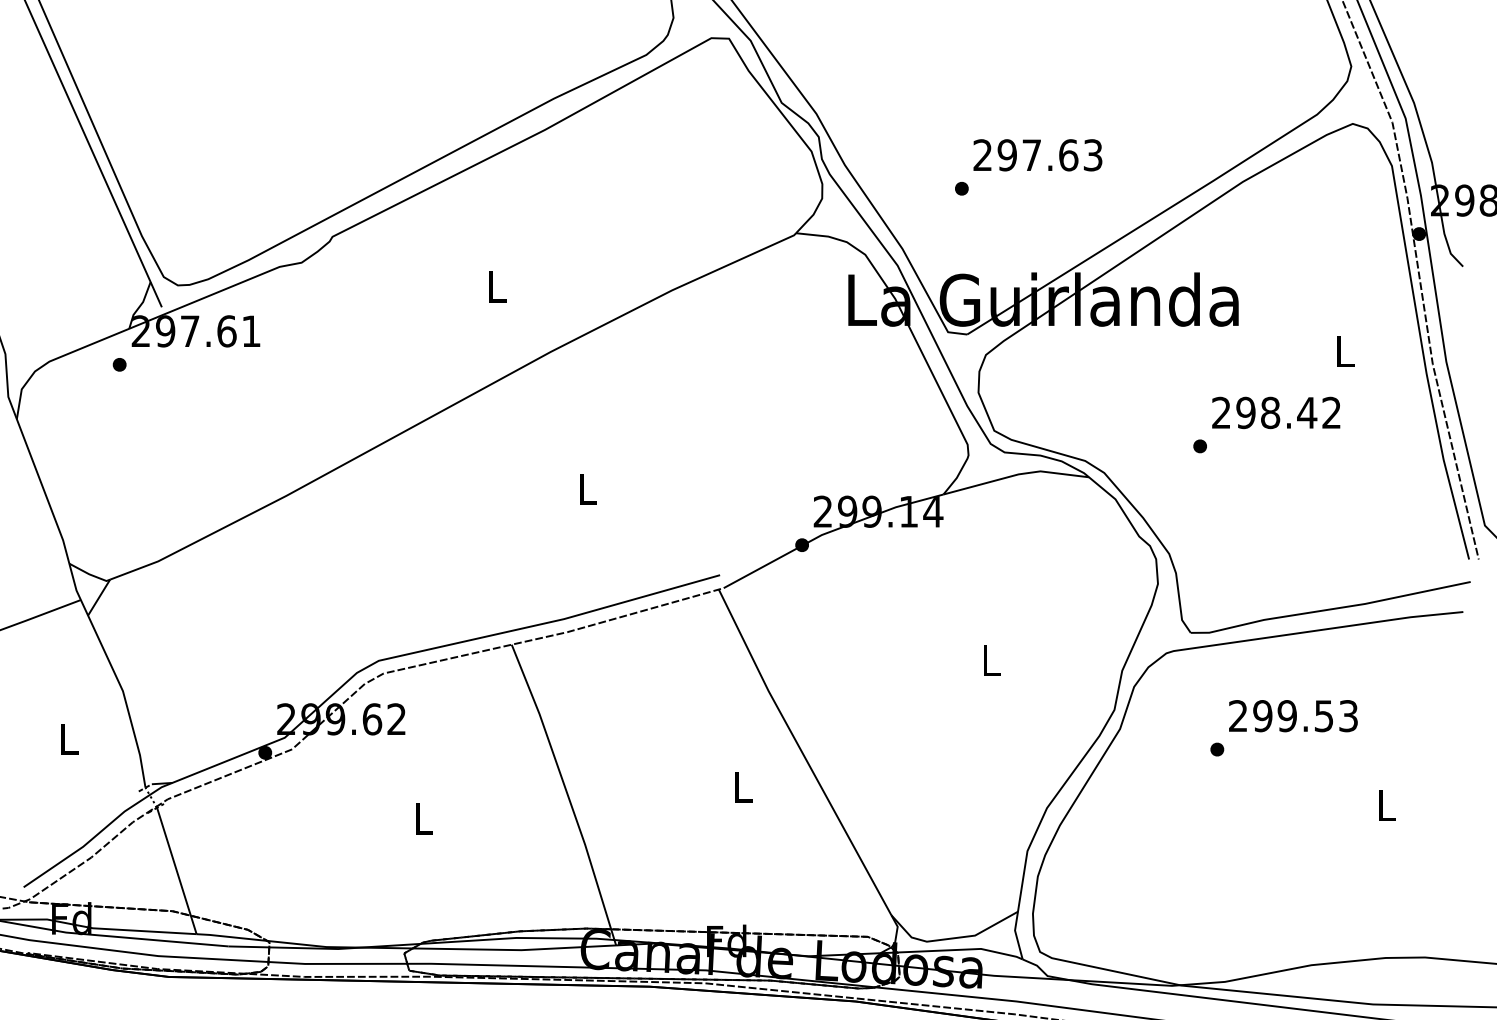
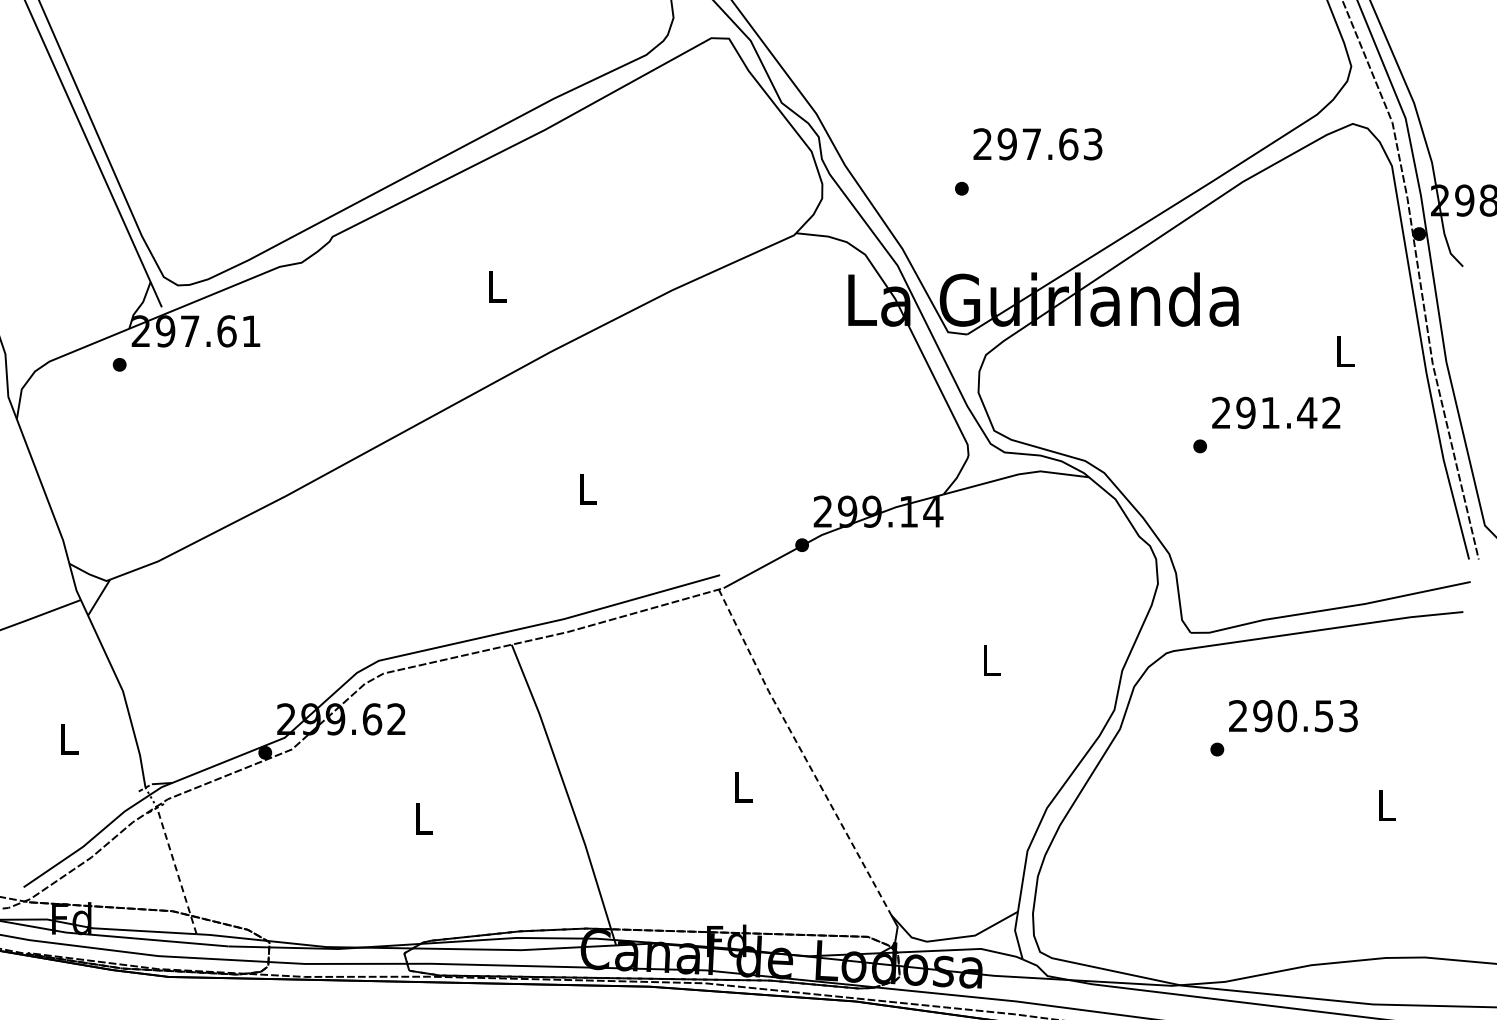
text position: (1037, 155) -> (1037, 144) (1037, 144)
text: 298.42 -> 291.42 (1270, 412)
text: 299.53 -> 290.53 (1287, 716)
line: solid -> dashed (802, 753)
line: solid -> dashed (176, 870)
